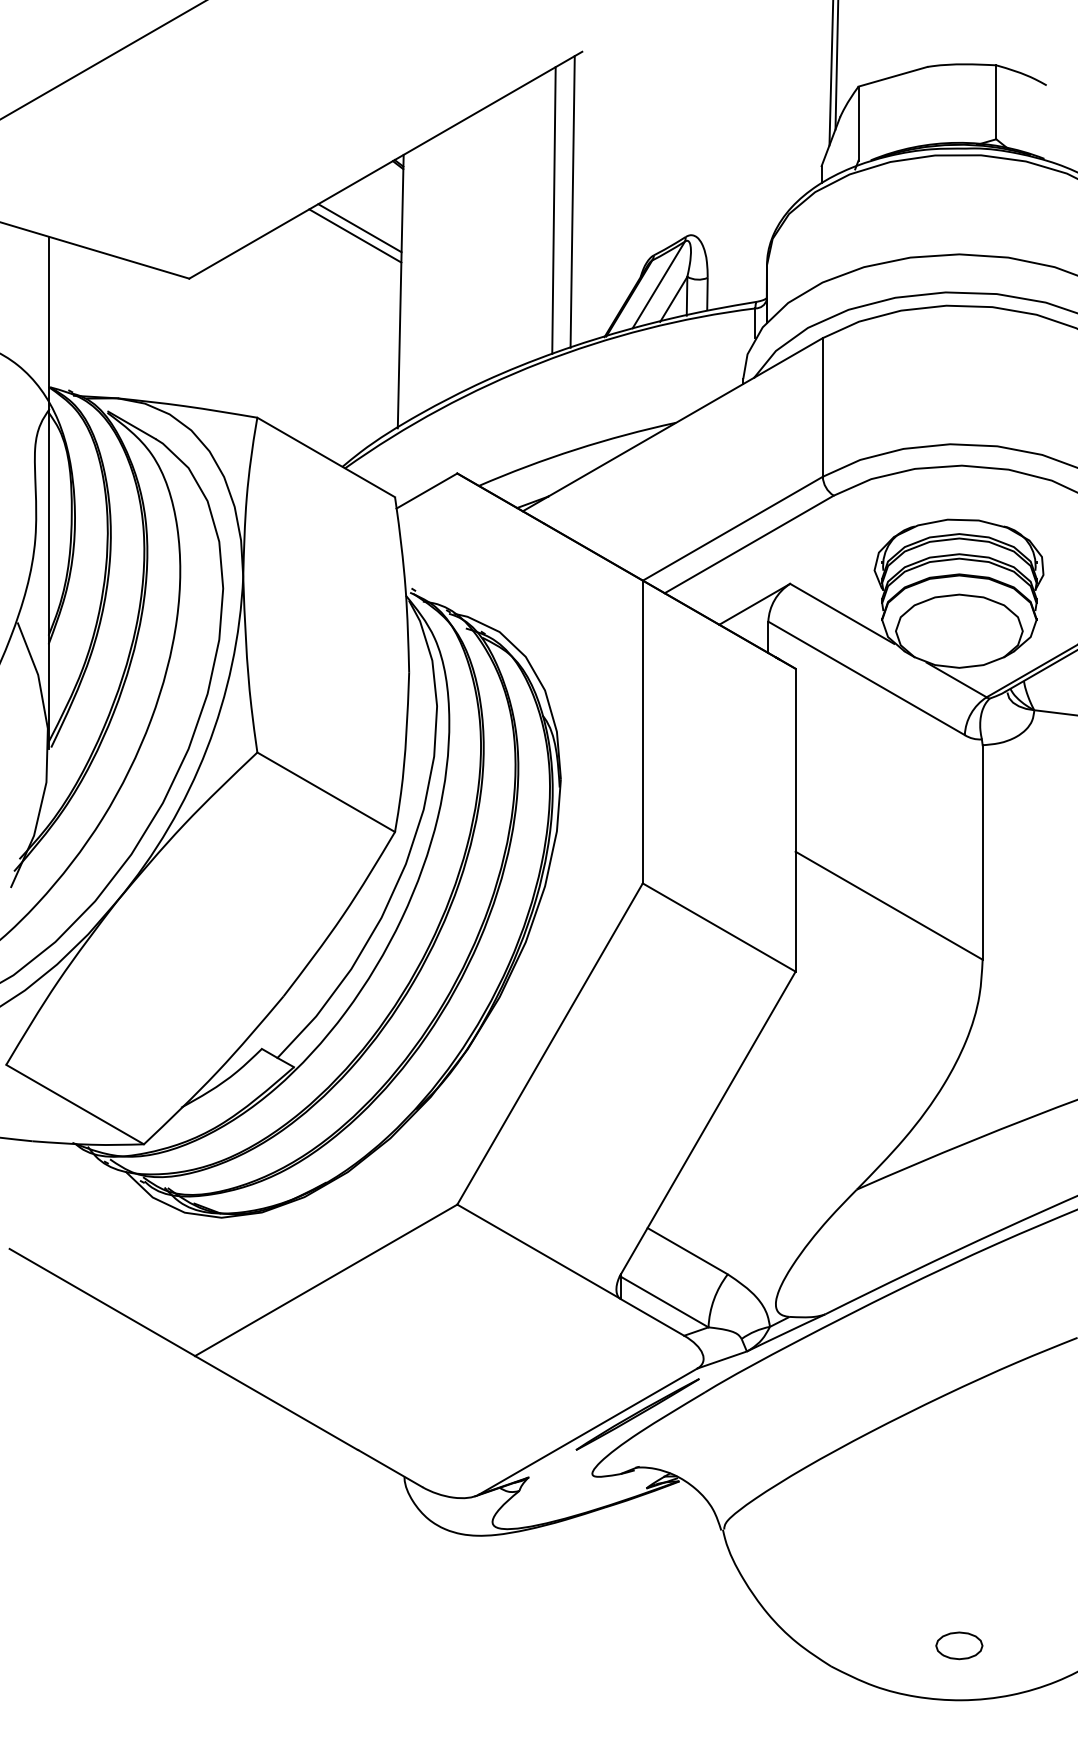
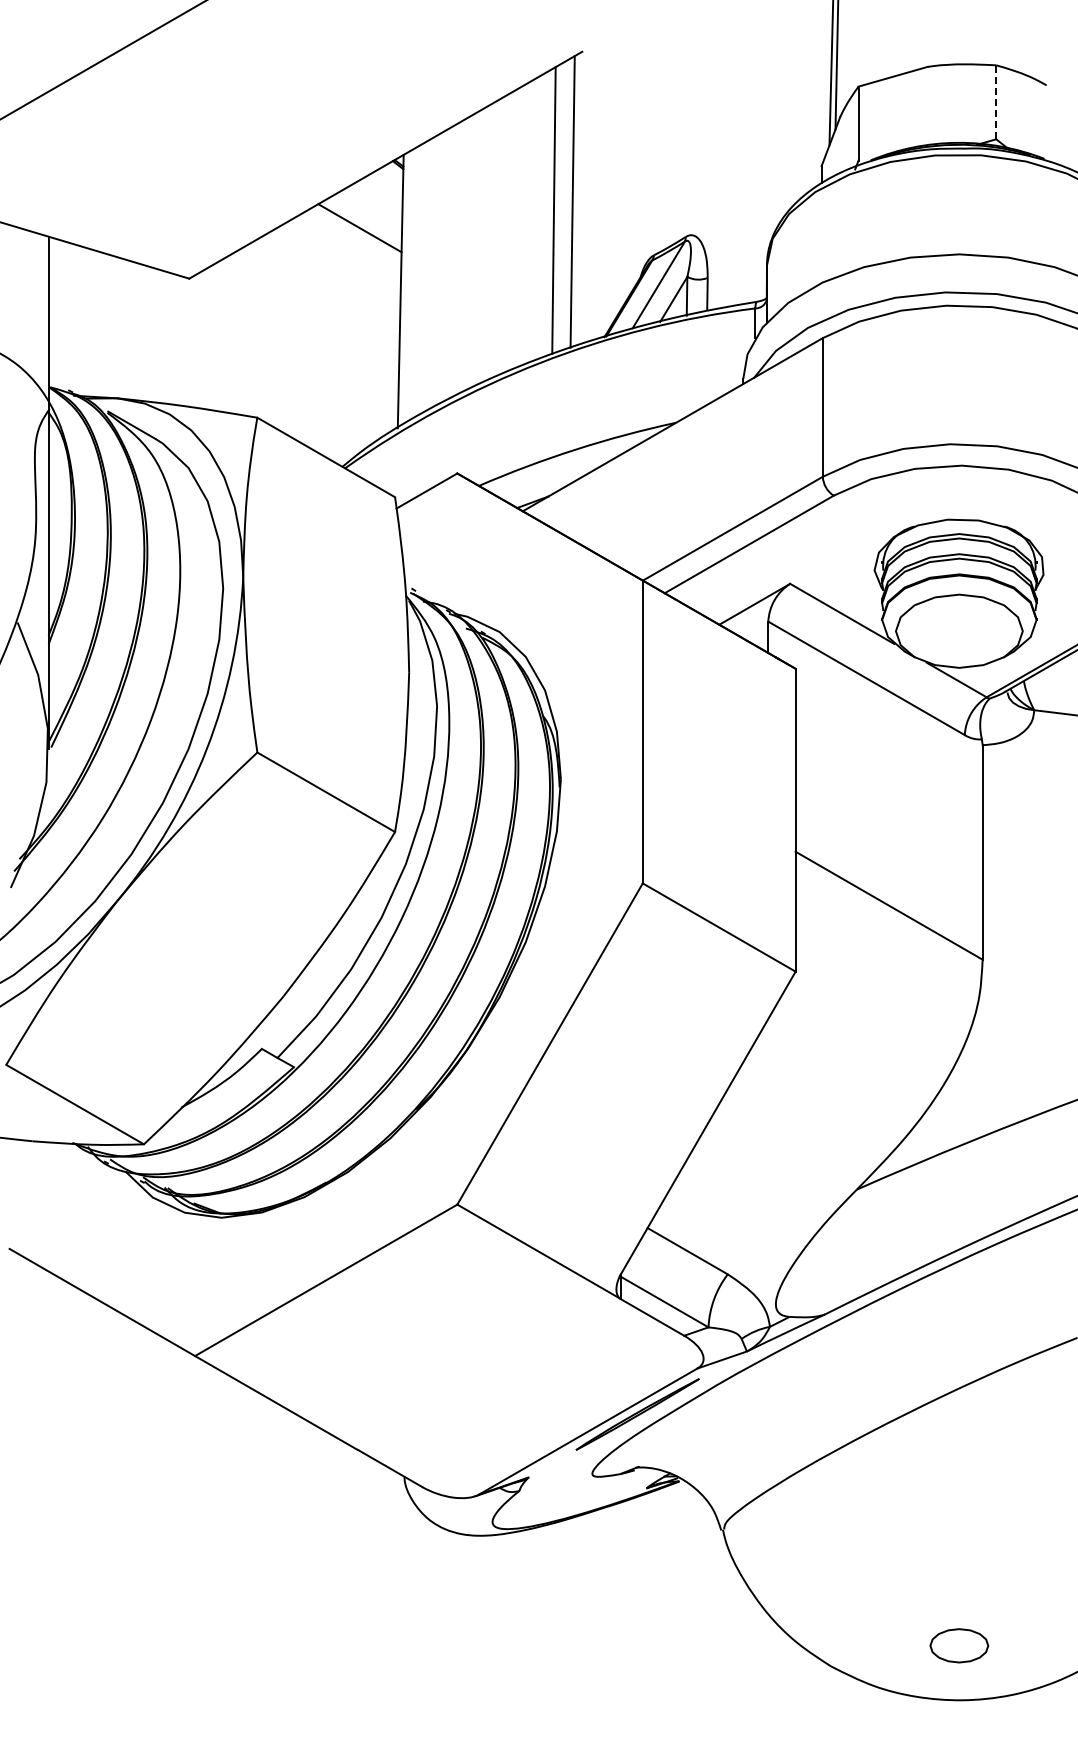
line: solid -> dashed (996, 102)
line: present -> none (355, 235)
part size: 49x30 px -> 61x36 px (959, 1645)
